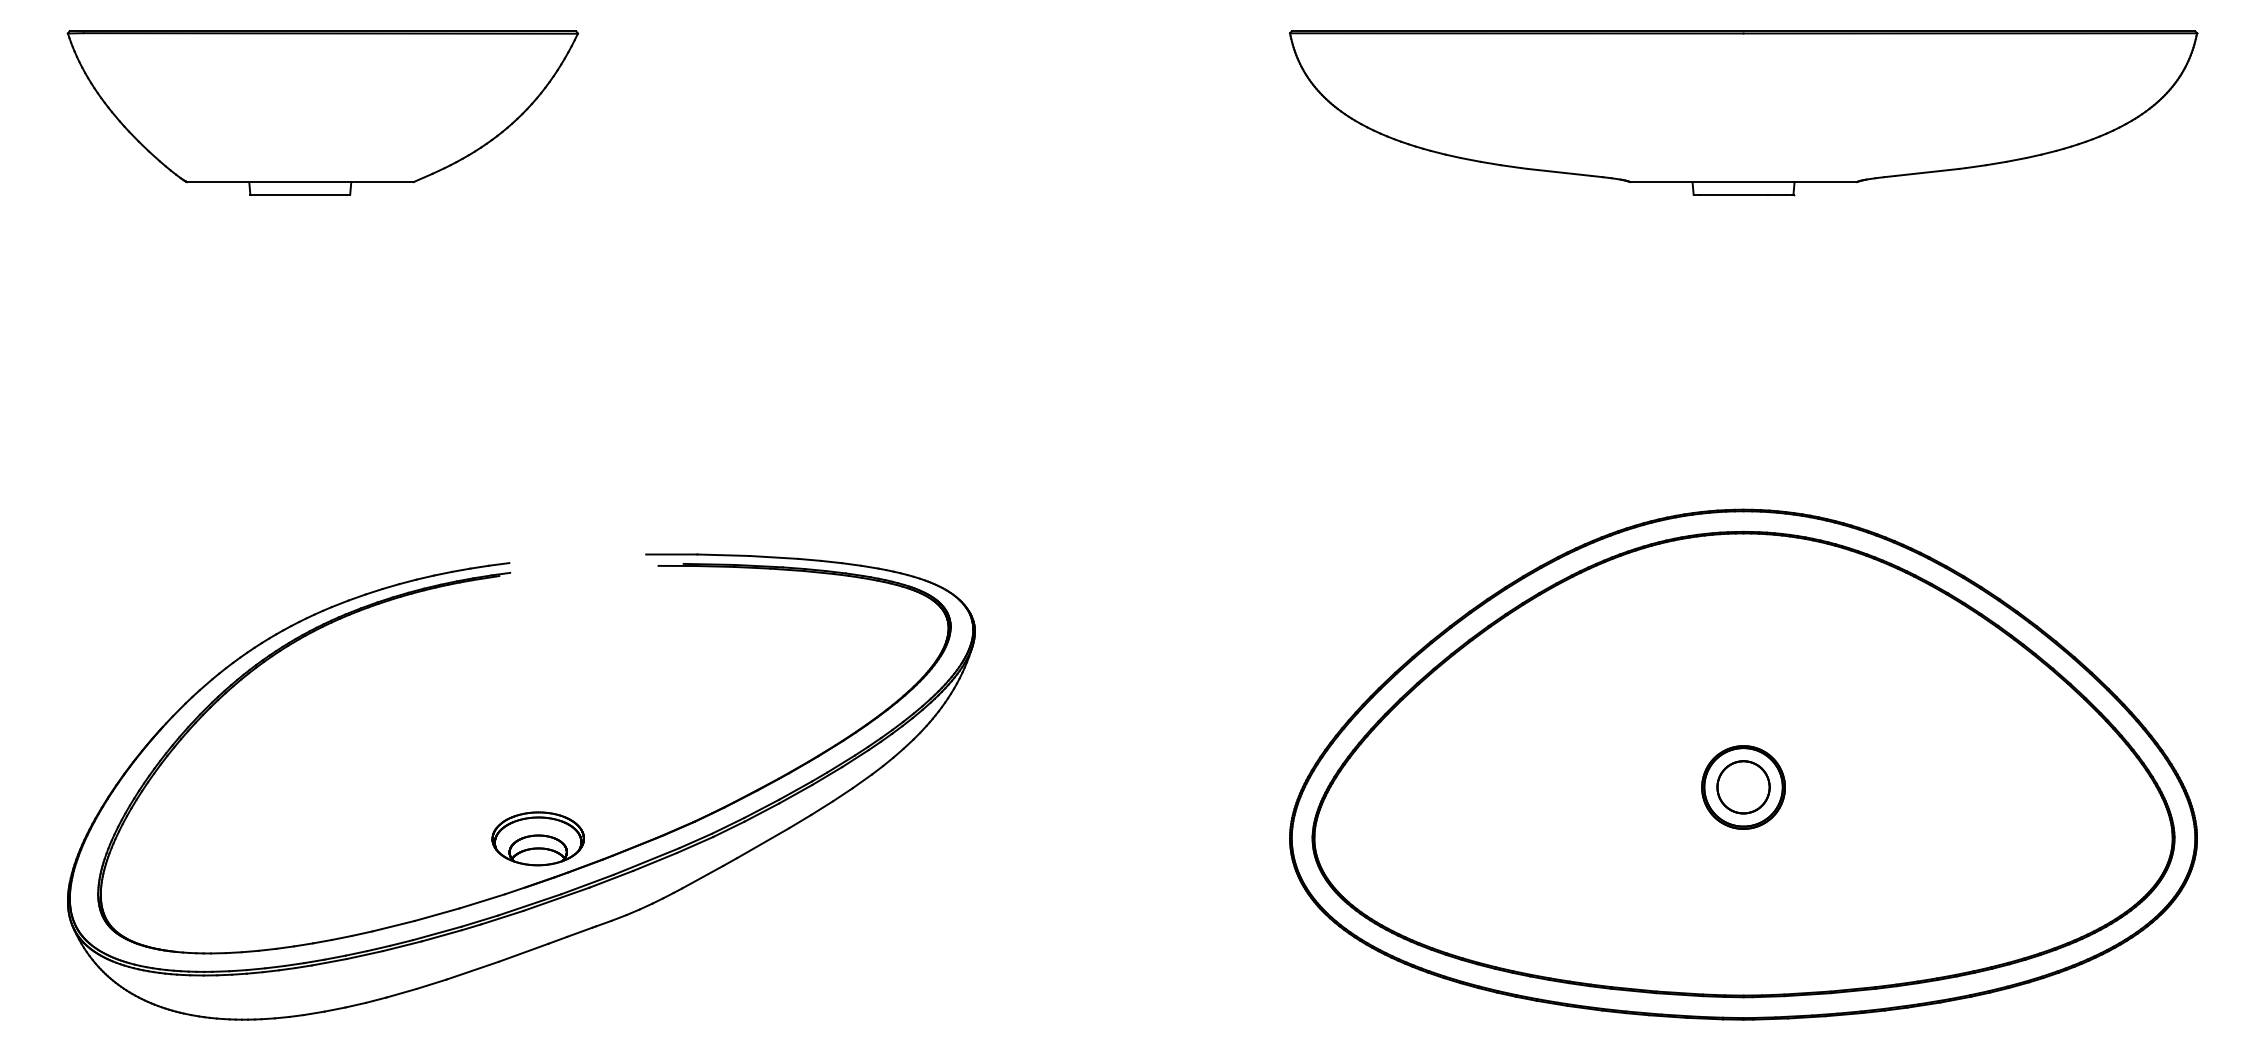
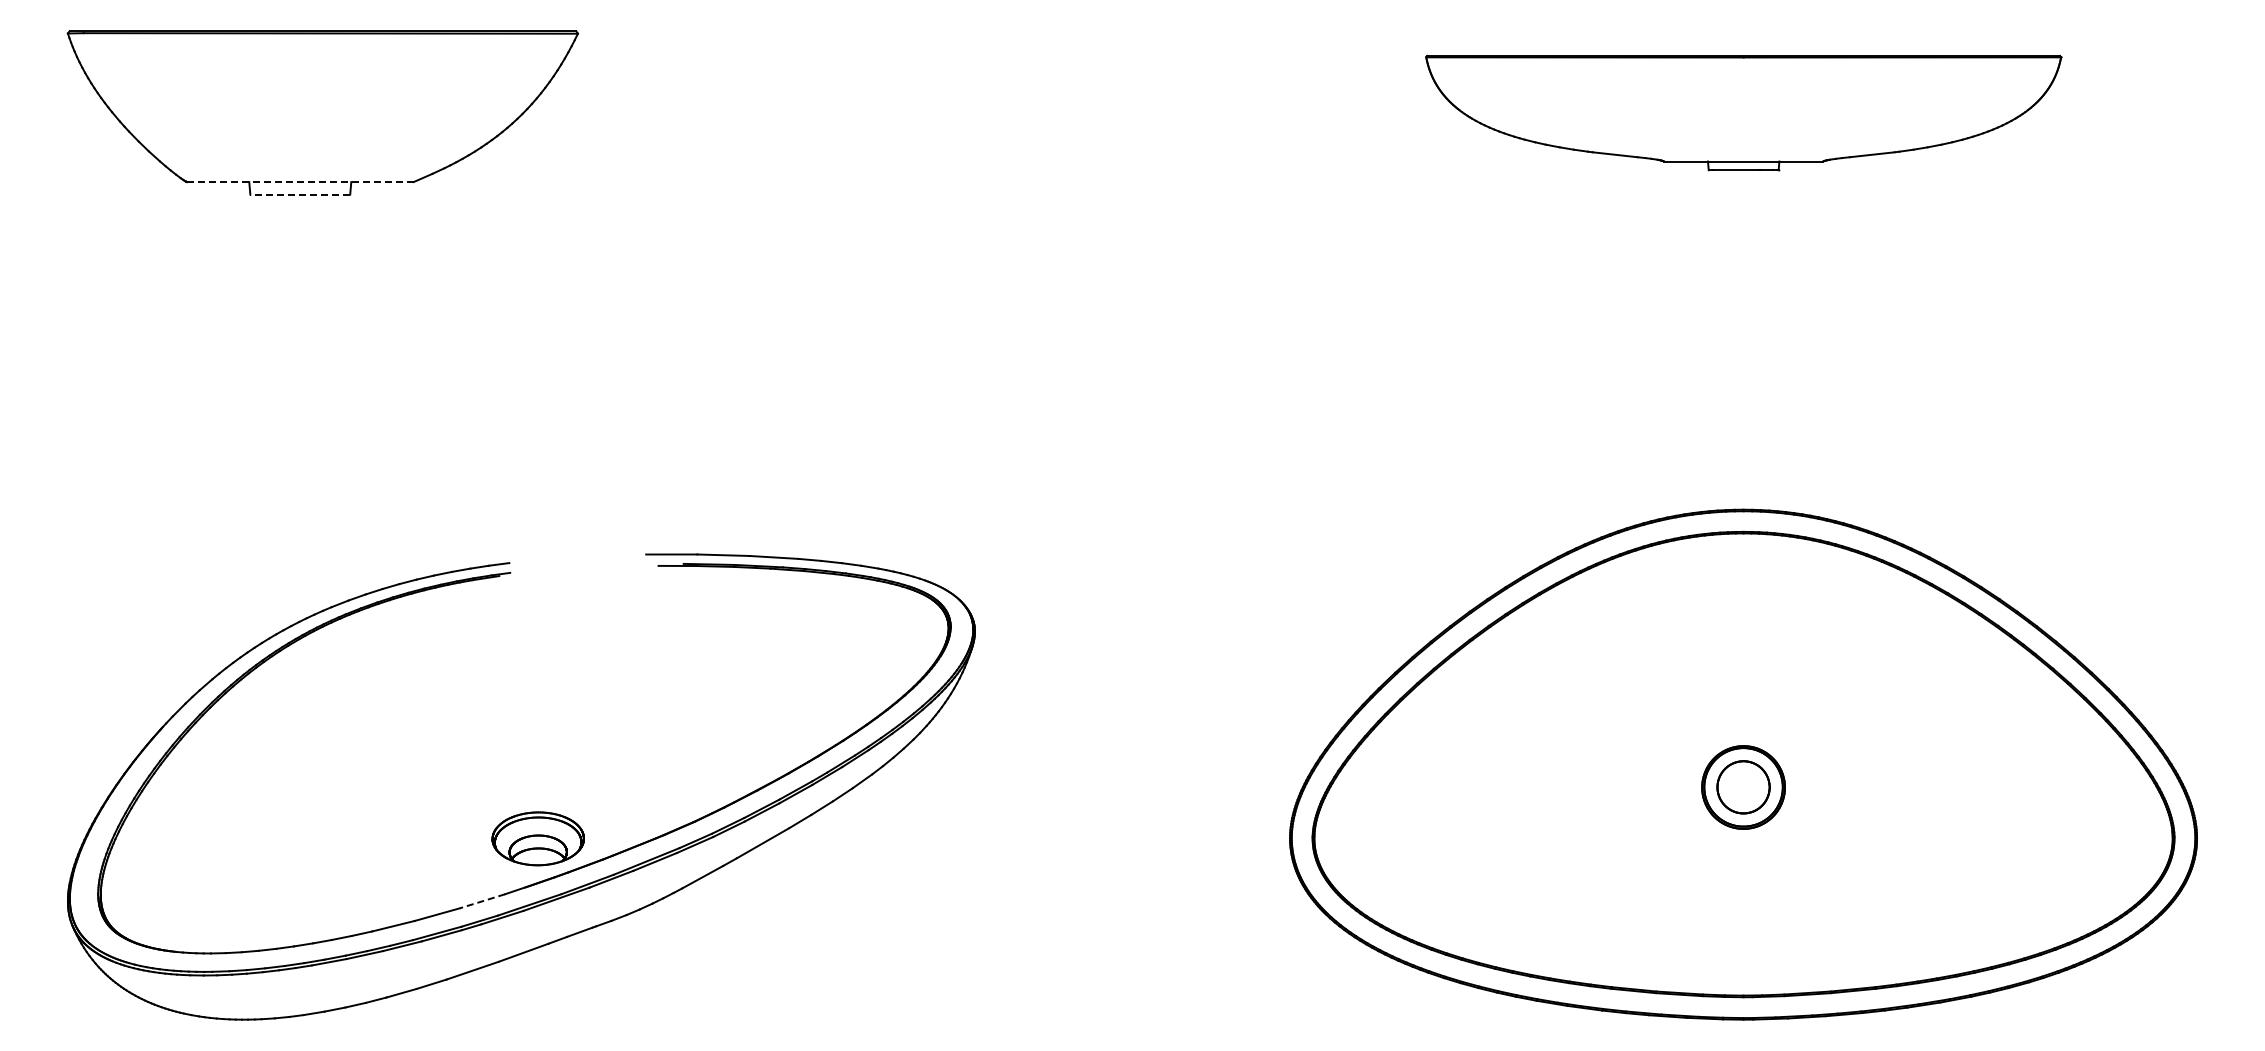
part size: 910x167 px -> 638x118 px (1743, 112)
line: solid -> dashed (300, 182)
line: solid -> dashed (300, 194)
line: solid -> dashed (482, 901)
